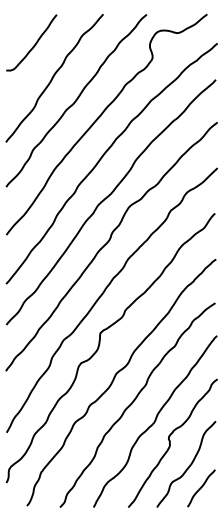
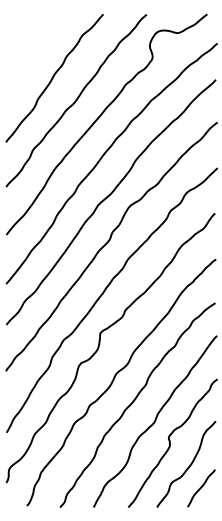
curve: present -> none (34, 44)
